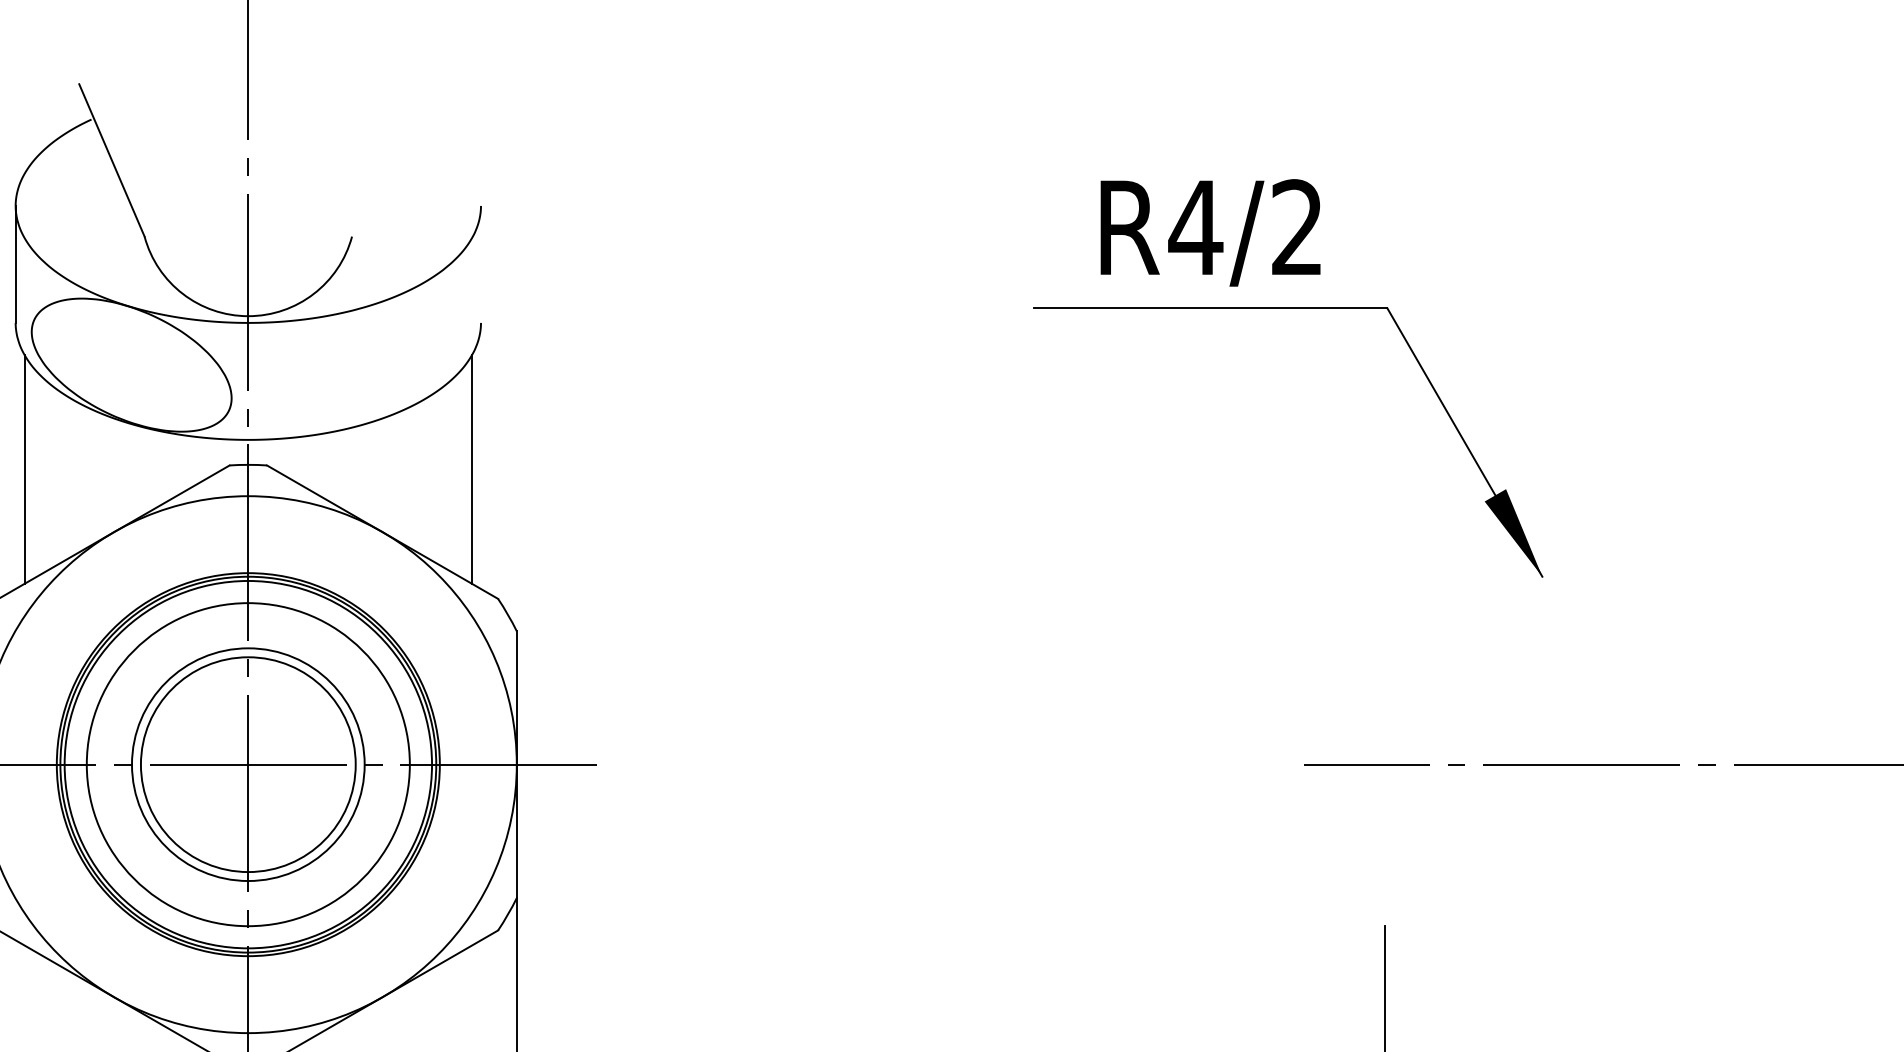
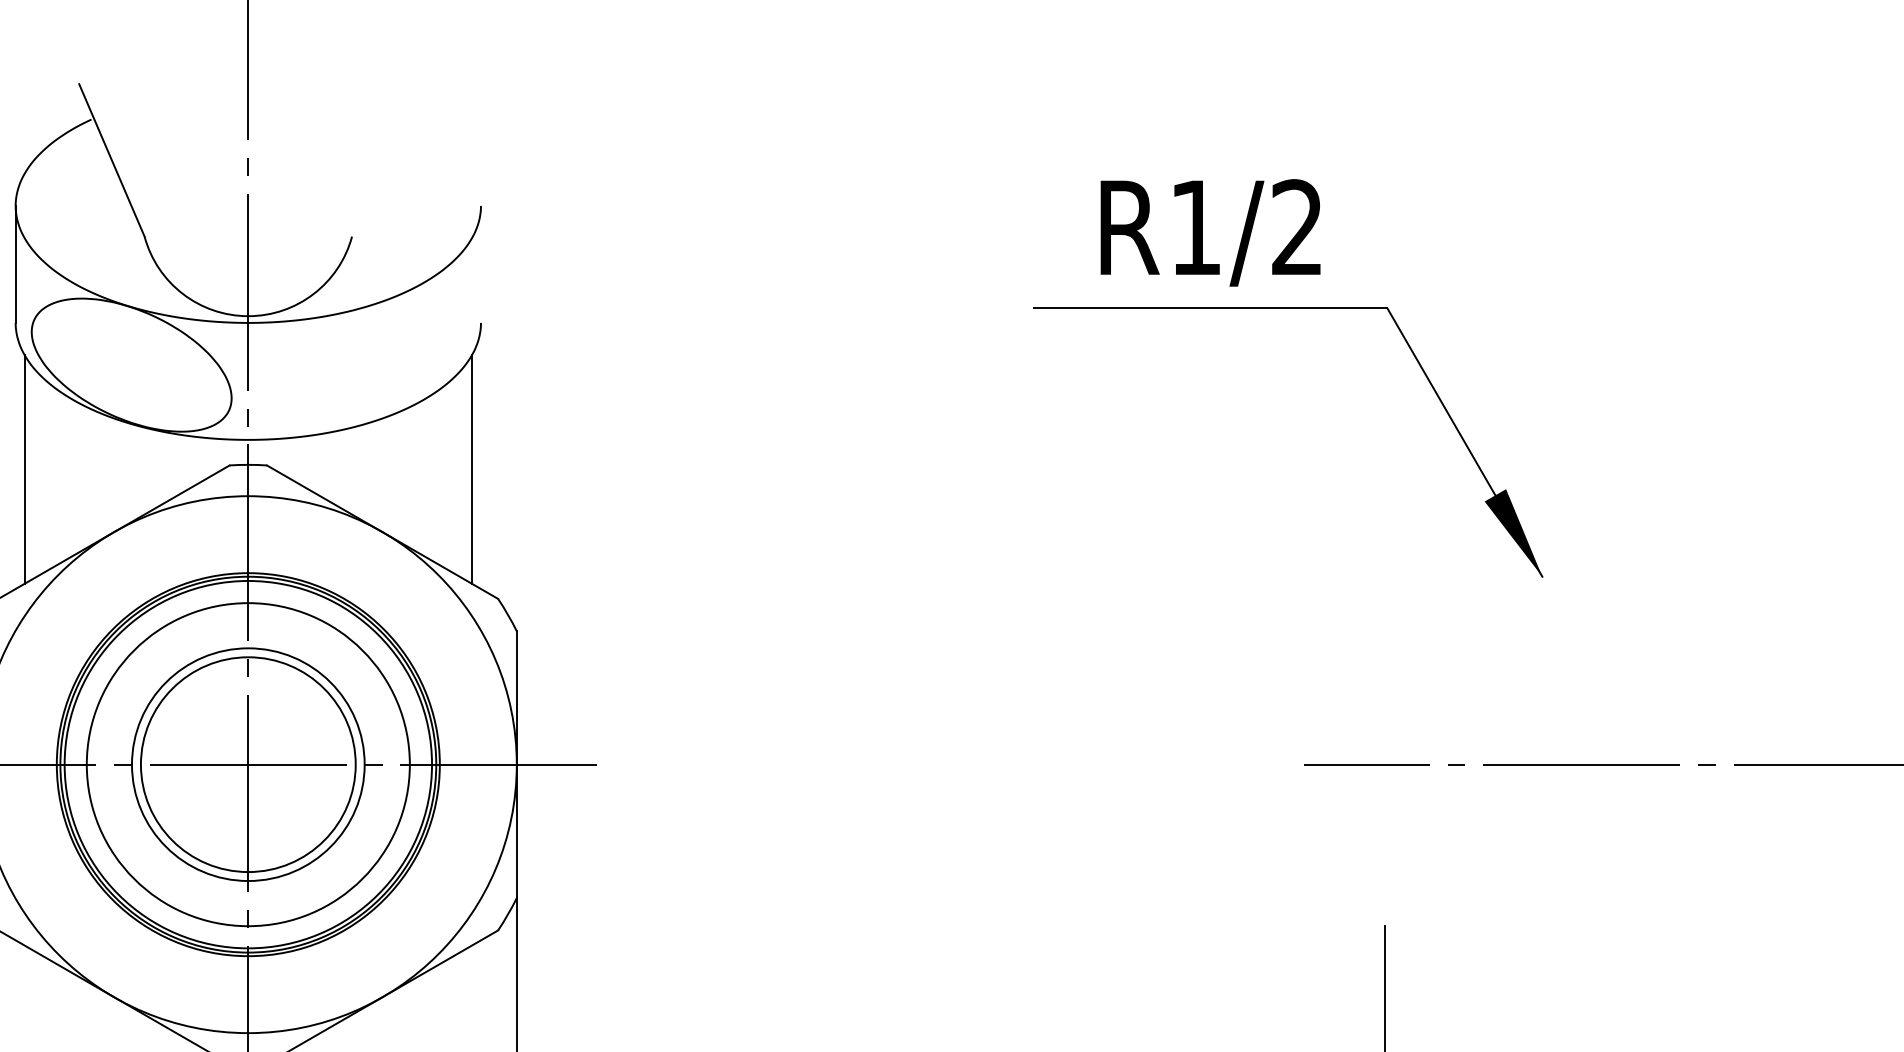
text: R4/2 -> R1/2 (1195, 227)
